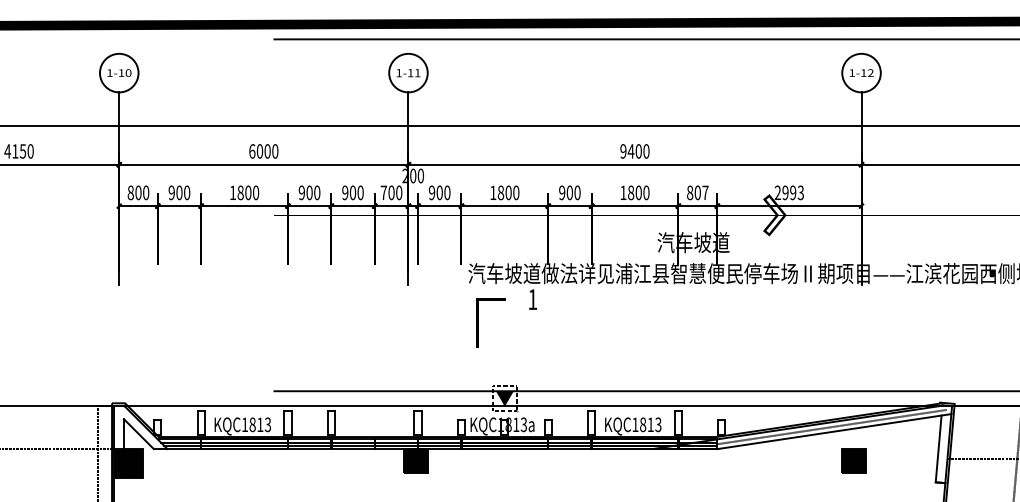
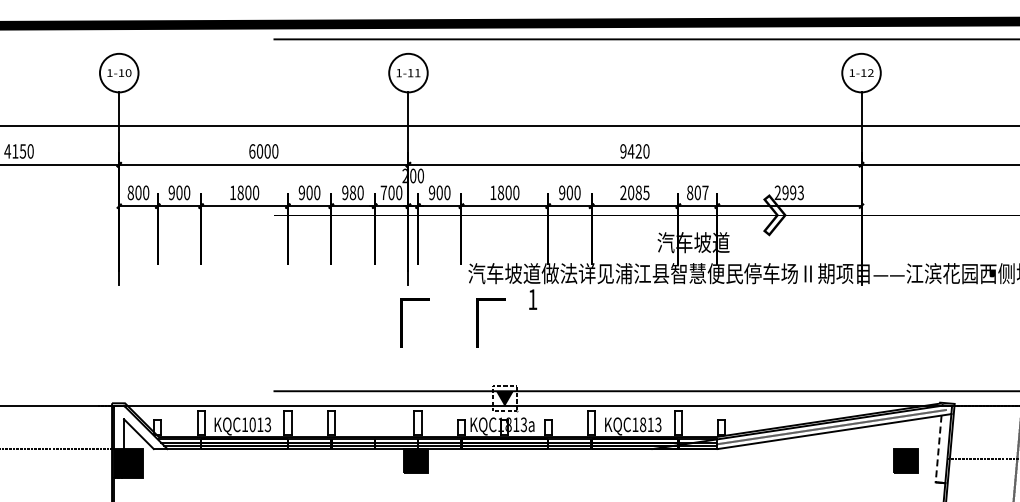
text: 9400 -> 9420 (638, 151)
text: 900 -> 980 (352, 192)
text: 1800 -> 2085 (634, 192)
line: none -> present (402, 322)
text: KQC1813 -> KQC1013 (252, 424)
line: solid -> dashed (938, 448)
line: present -> none (97, 451)
part position: (853, 460) -> (905, 460) (905, 460)
